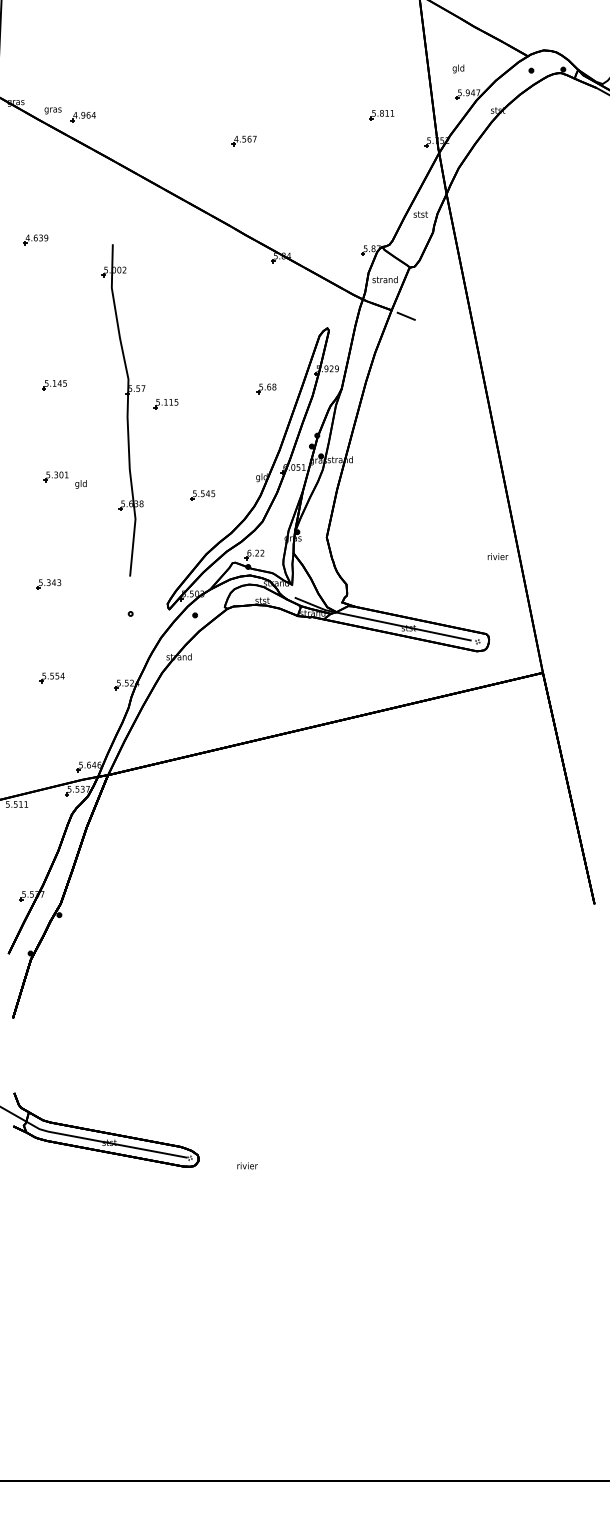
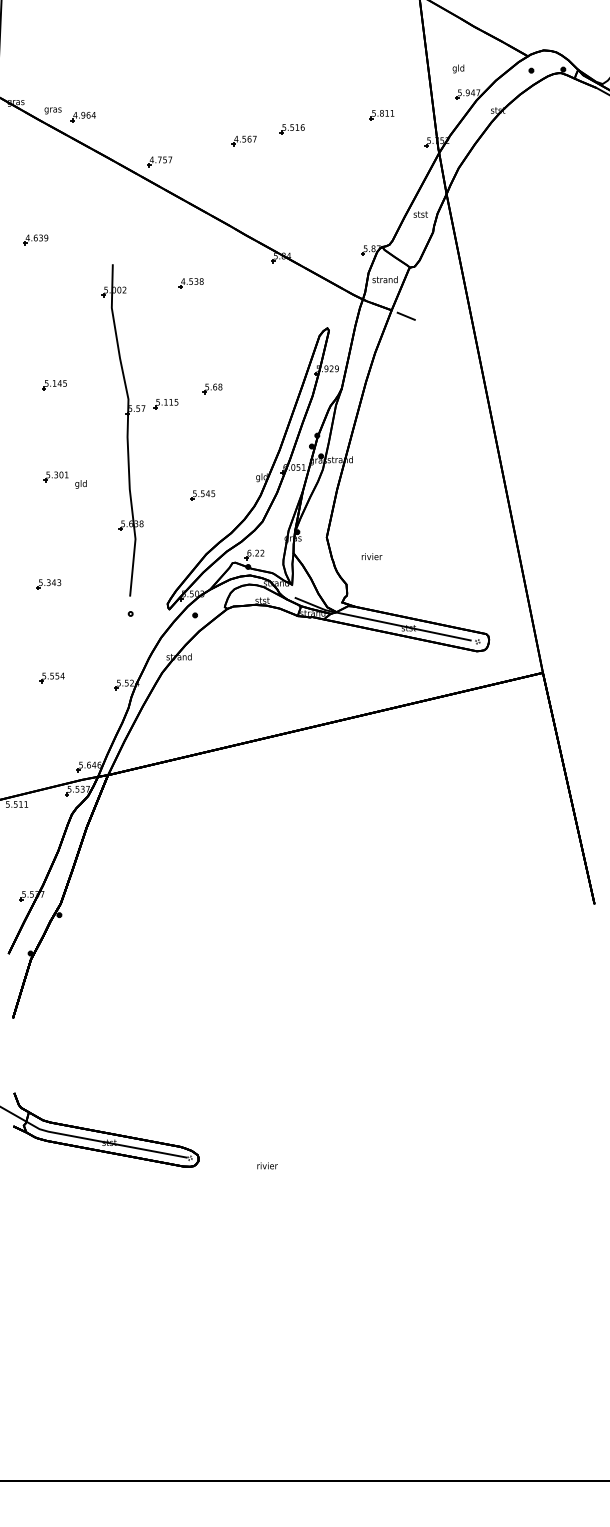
part: none -> present (291, 129)
part: none -> present (159, 161)
part: none -> present (190, 283)
part position: (266, 388) -> (212, 388) (212, 388)
part position: (123, 410) -> (123, 430) (123, 430)
text position: (497, 556) -> (371, 556) (371, 556)
text position: (247, 1165) -> (267, 1165) (267, 1165)
